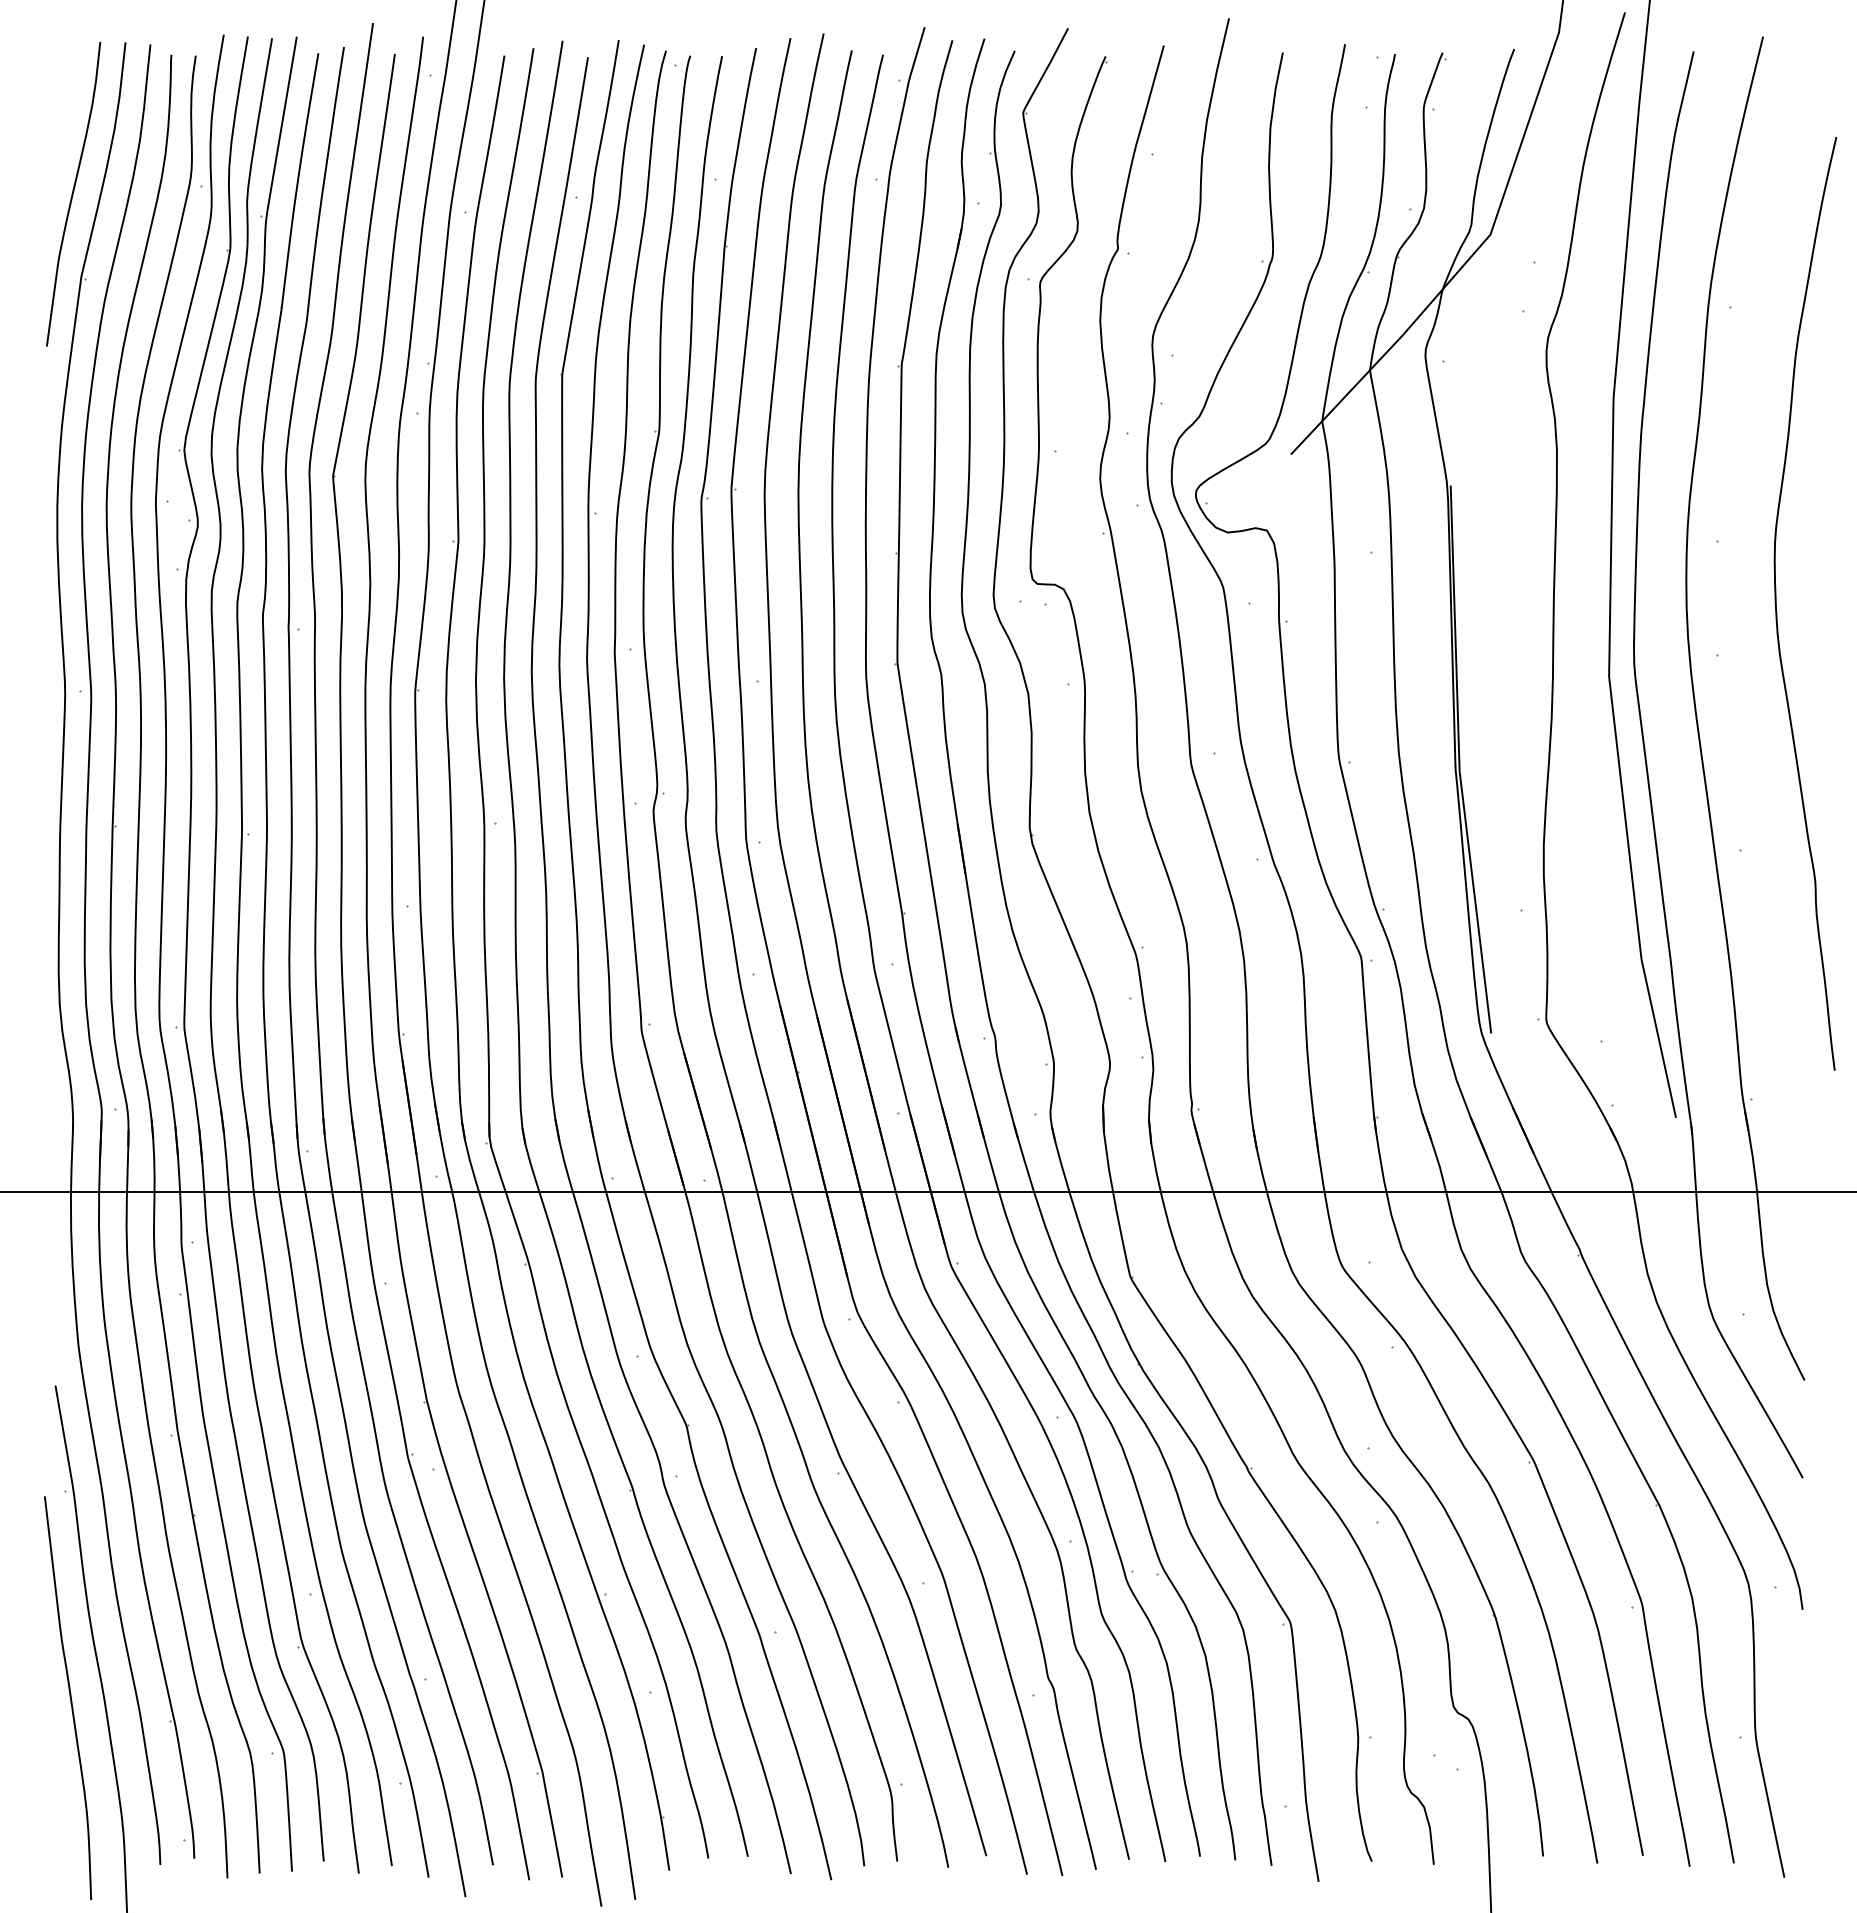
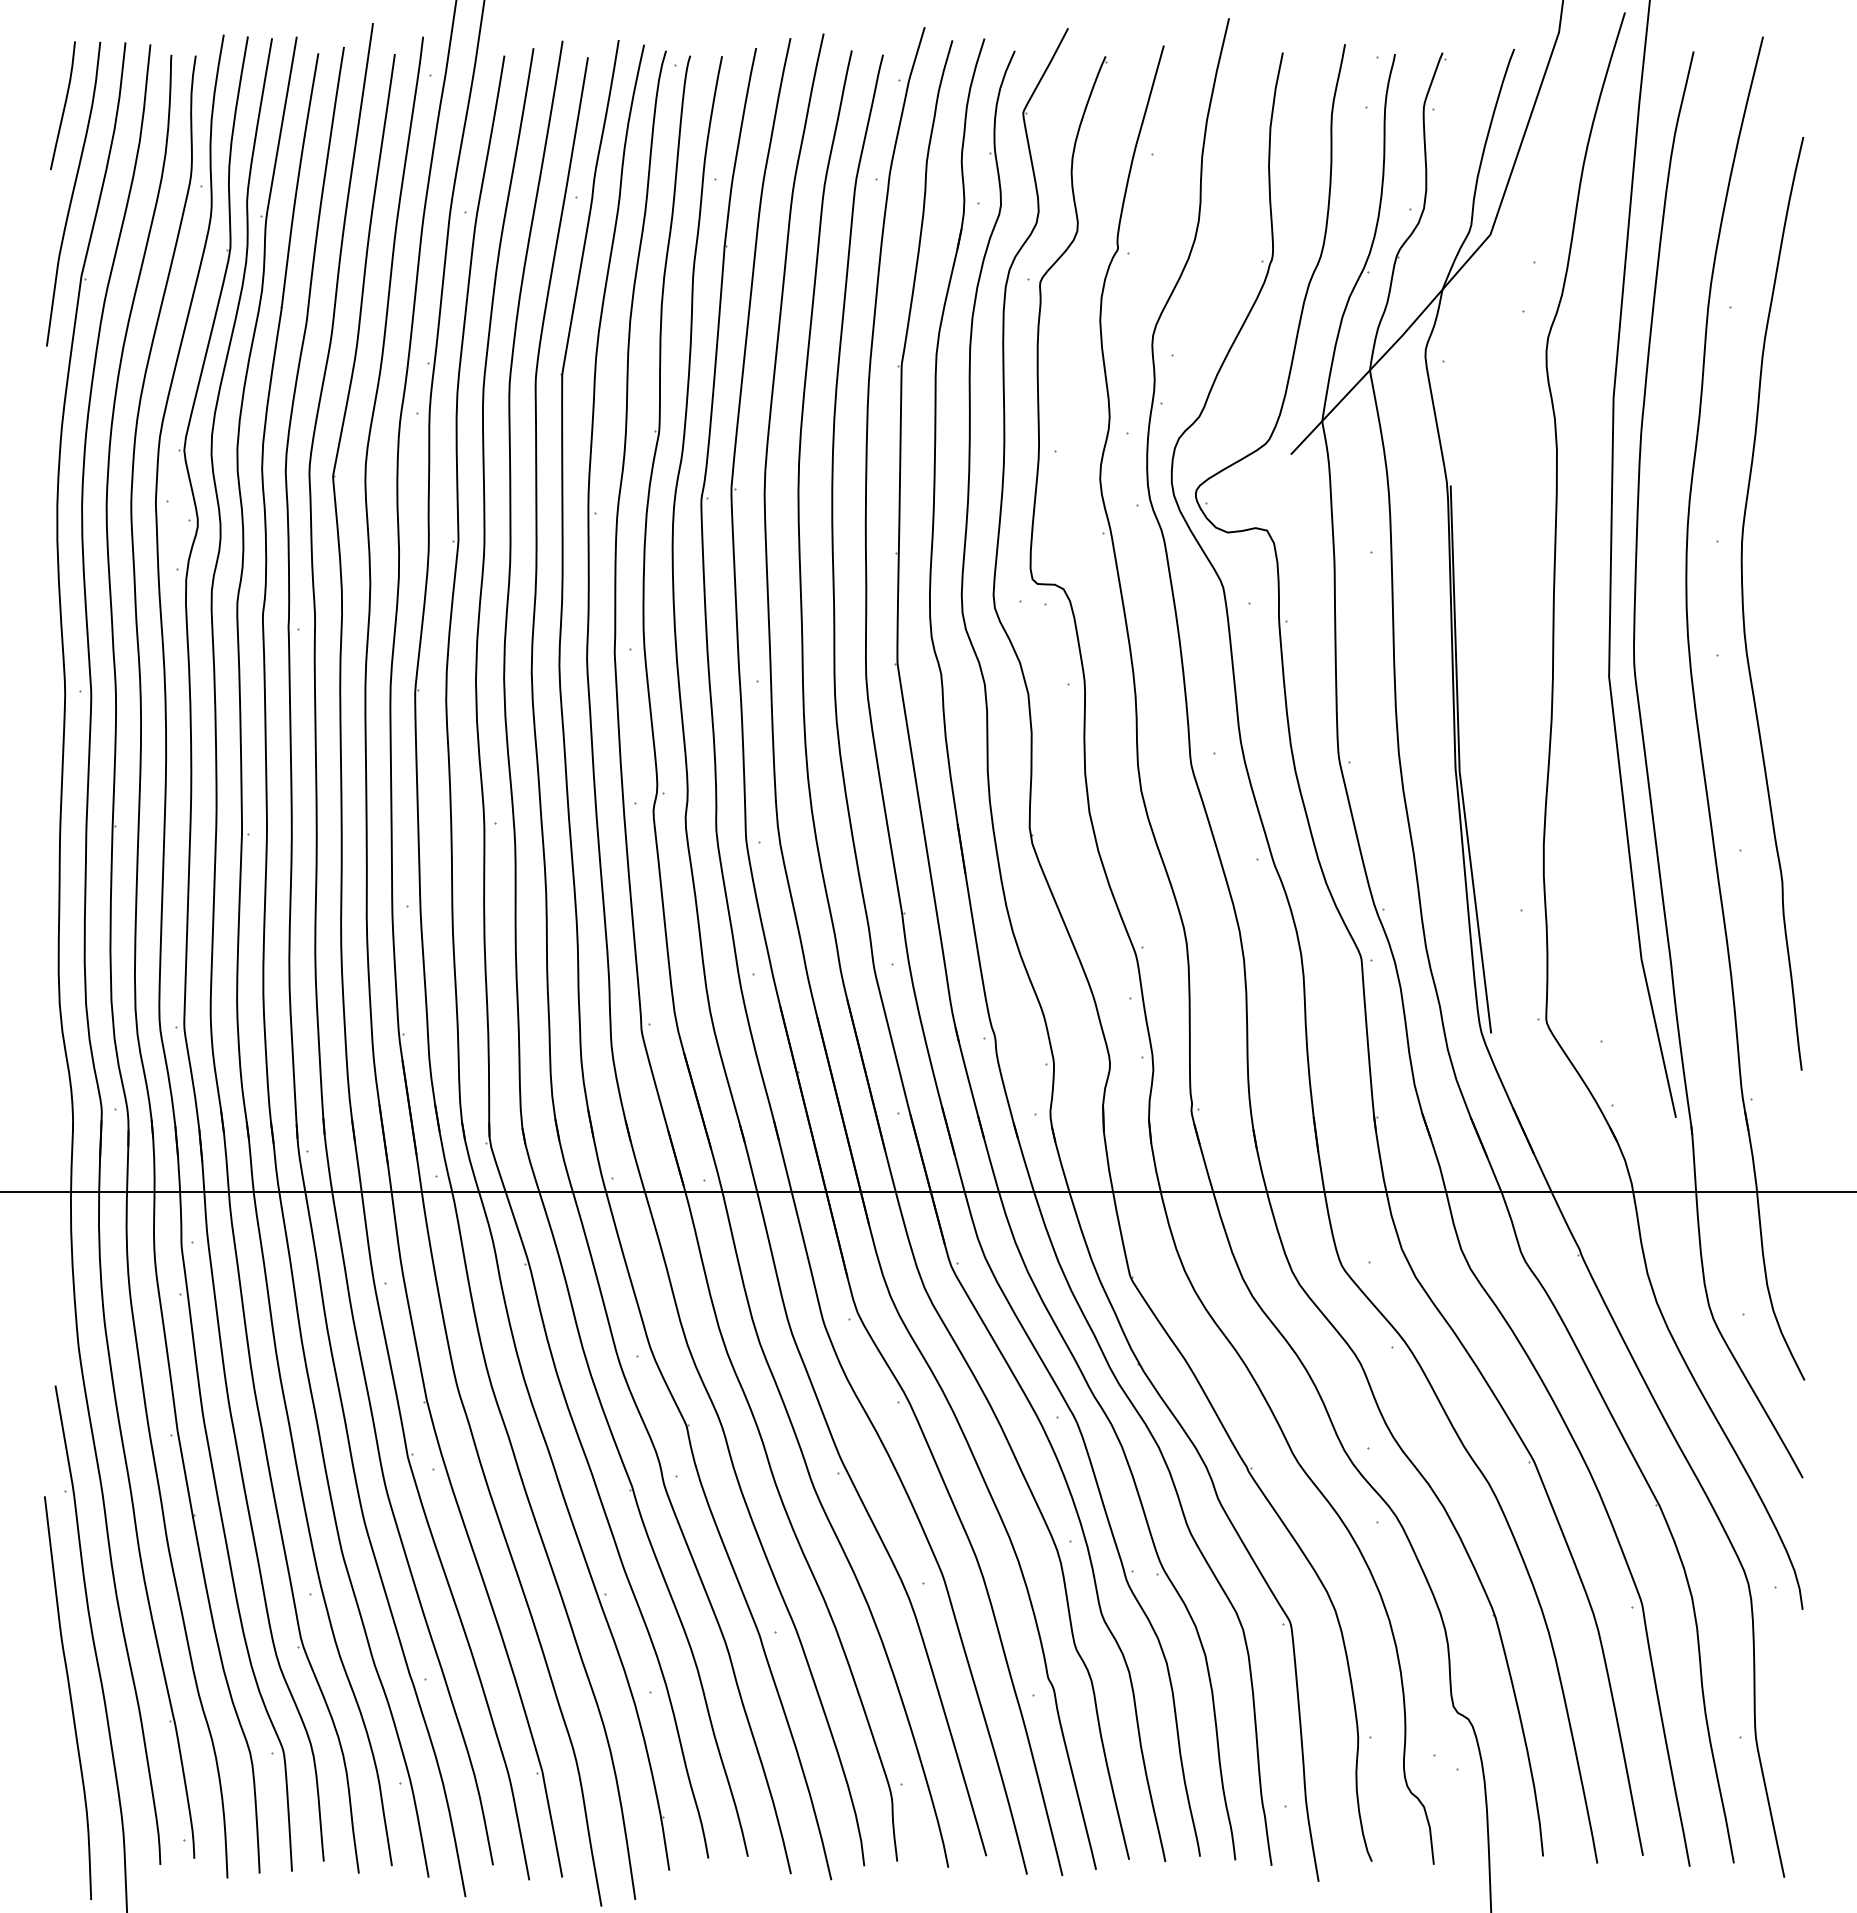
curve: none -> present (63, 106)
curve position: (1776, 603) -> (1743, 603) (1743, 603)
